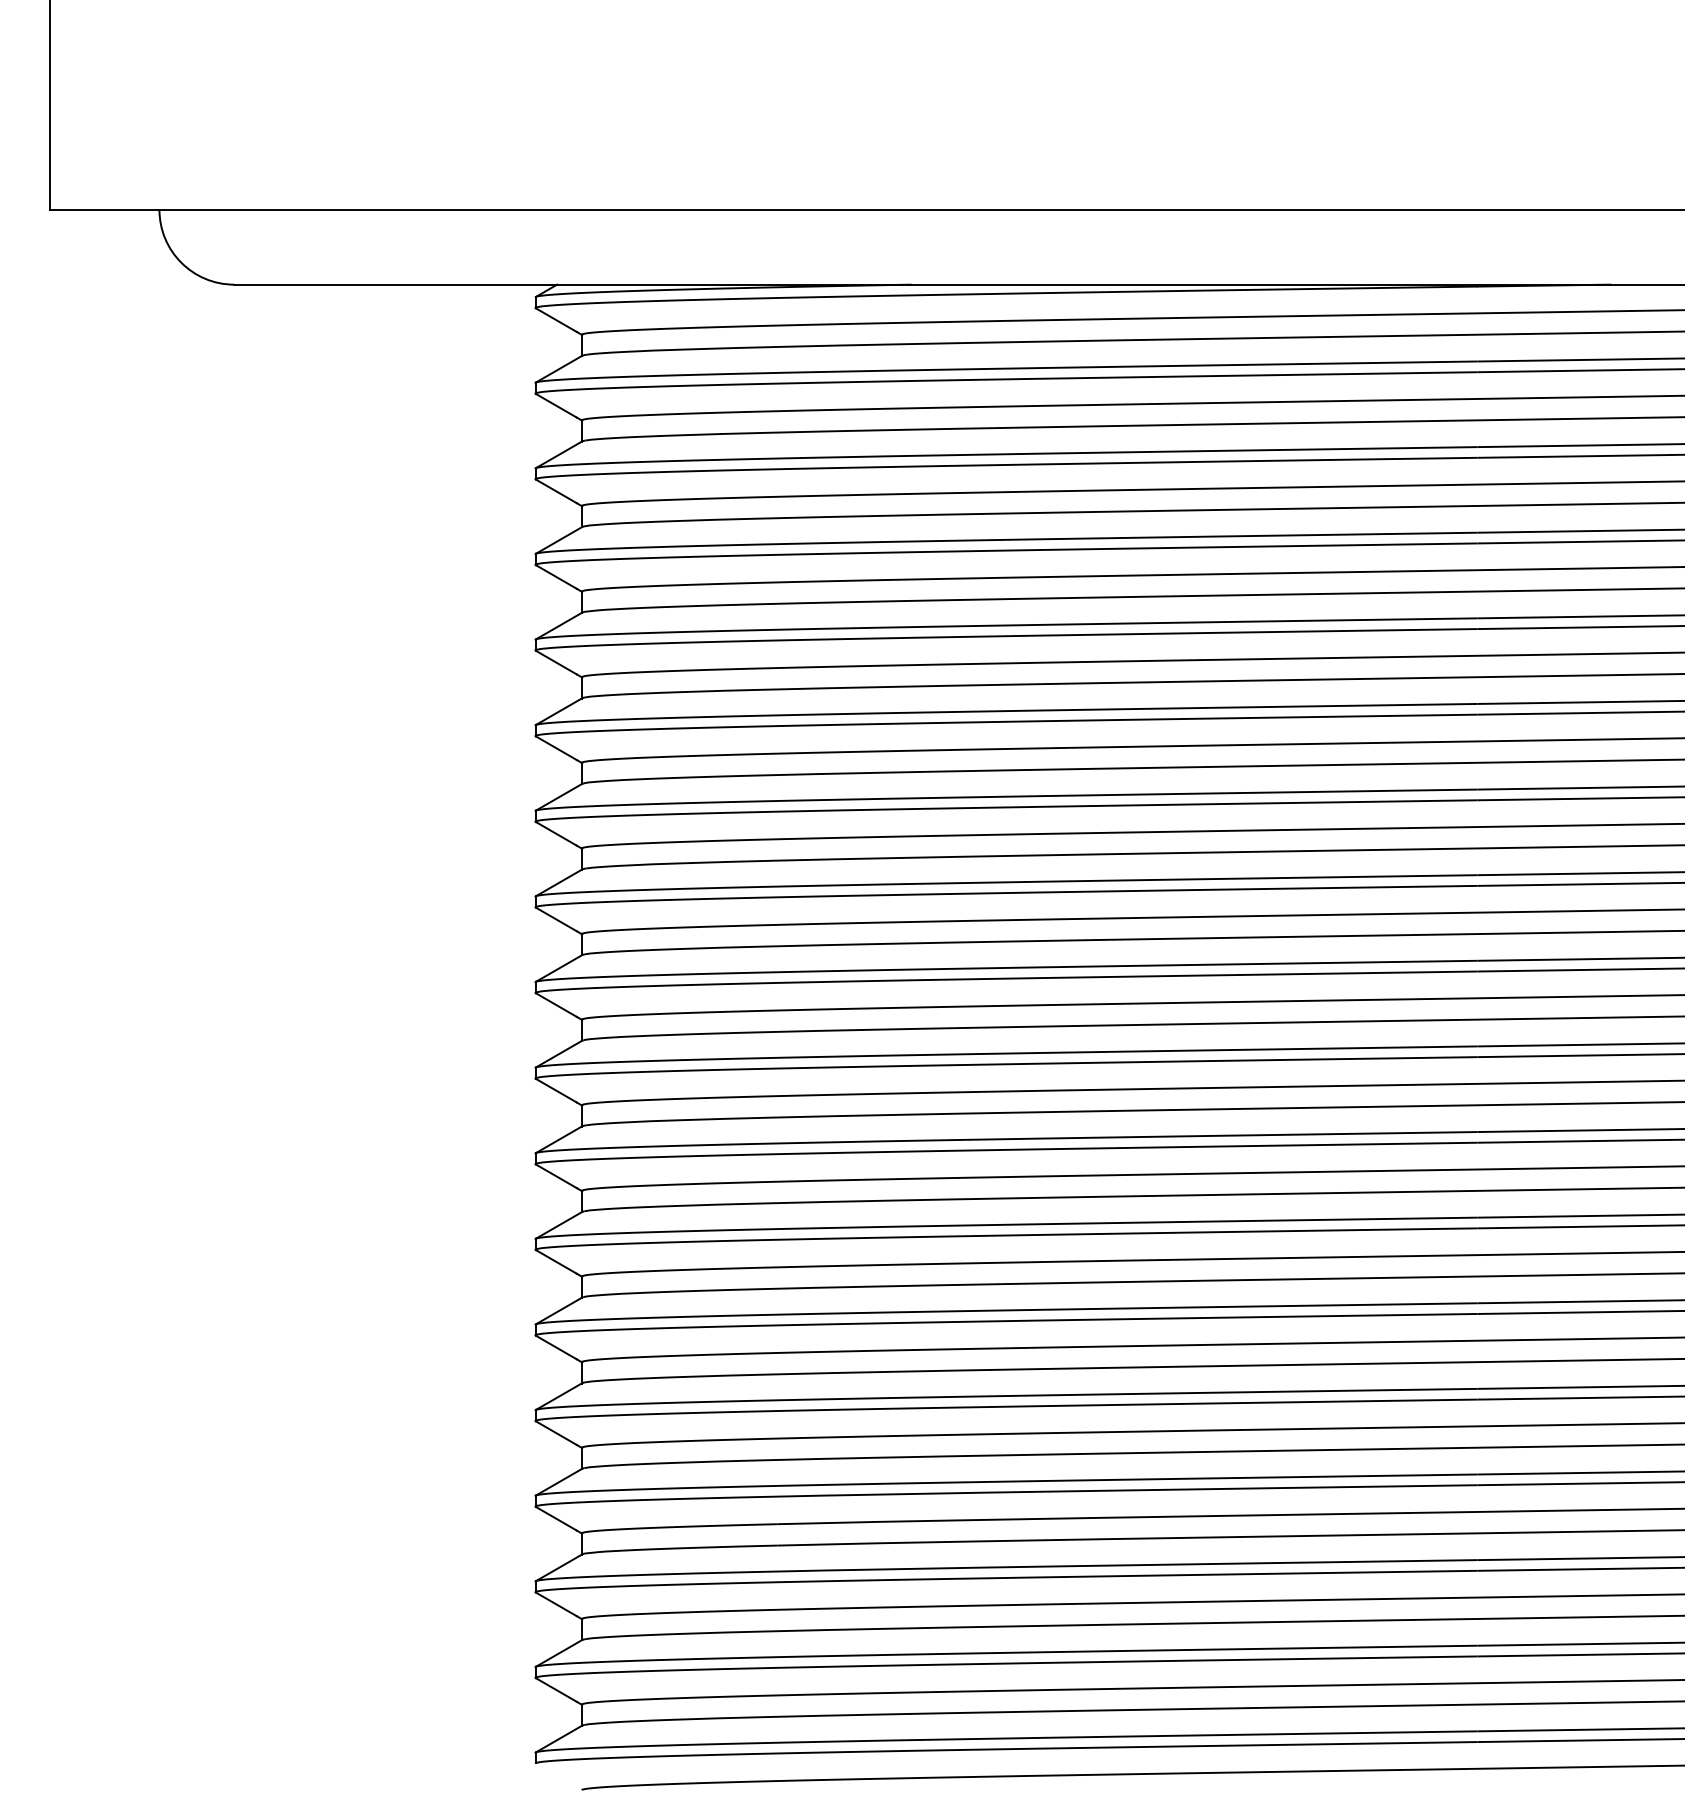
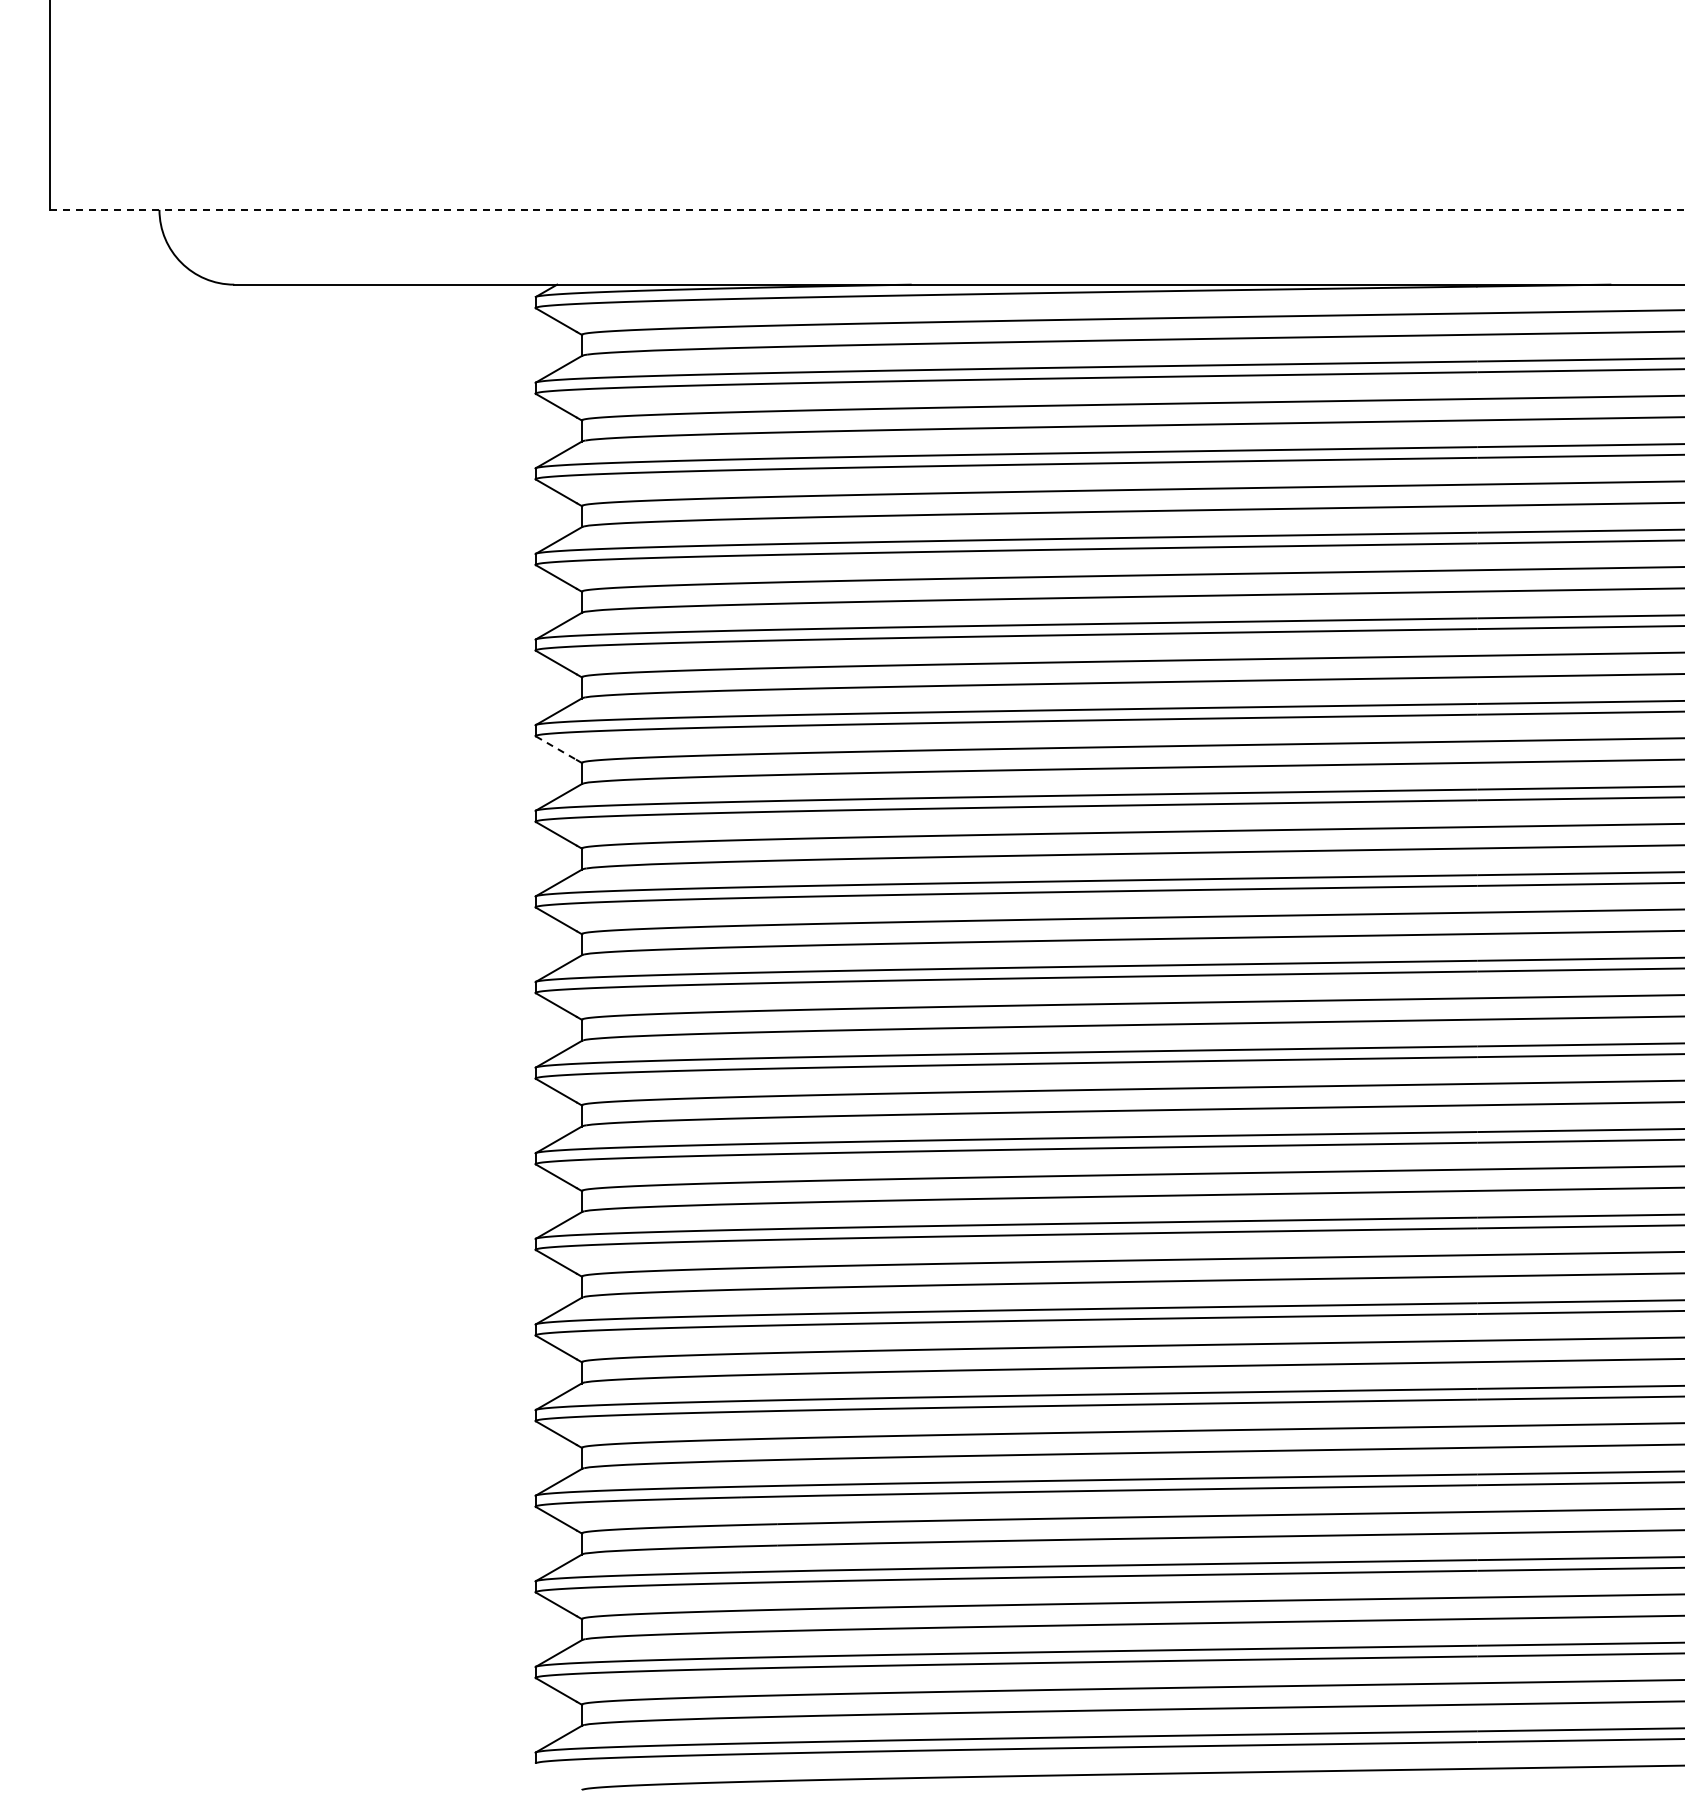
line: solid -> dashed (867, 209)
line: solid -> dashed (556, 748)
